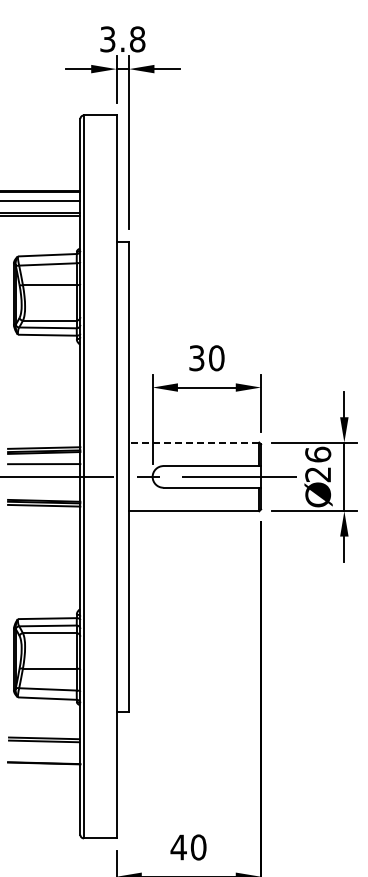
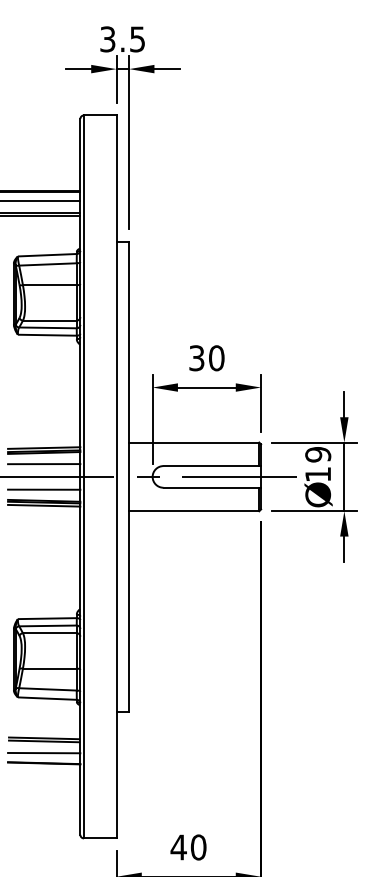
text: 3.8 -> 3.5 (137, 39)
line: dashed -> solid (193, 442)
text: 26 -> 19 (318, 464)
line: none -> present (44, 489)
line: none -> present (44, 752)
